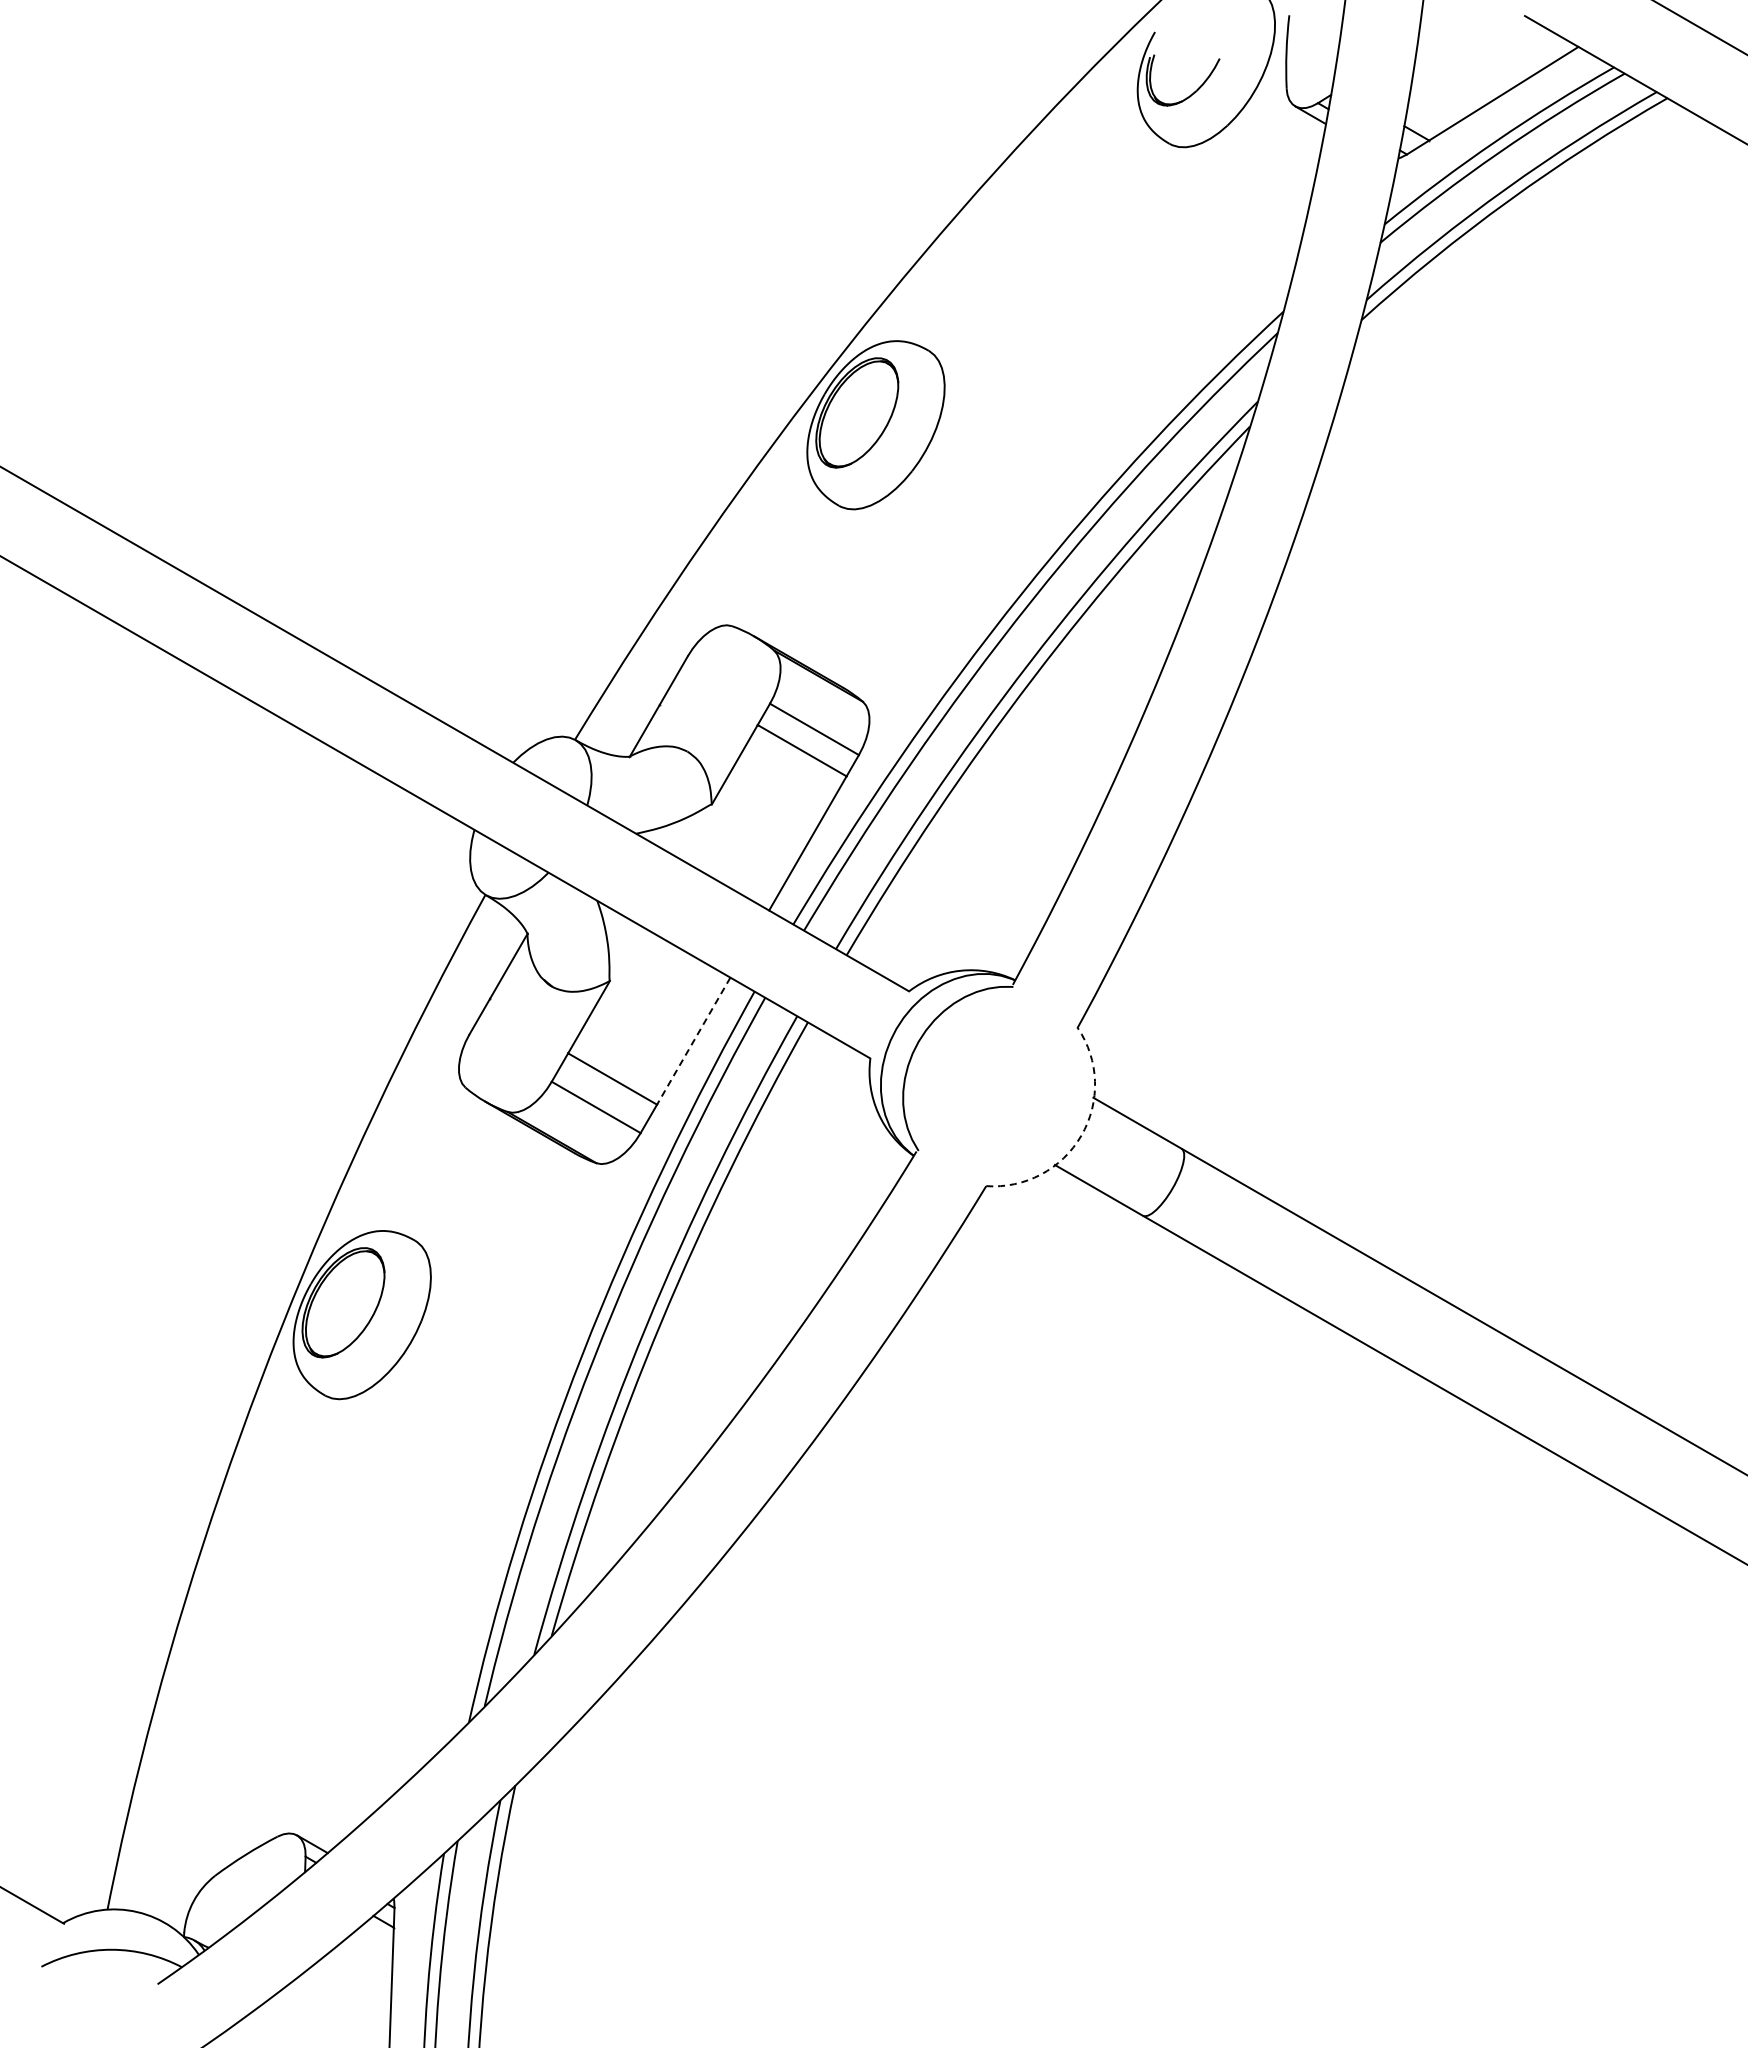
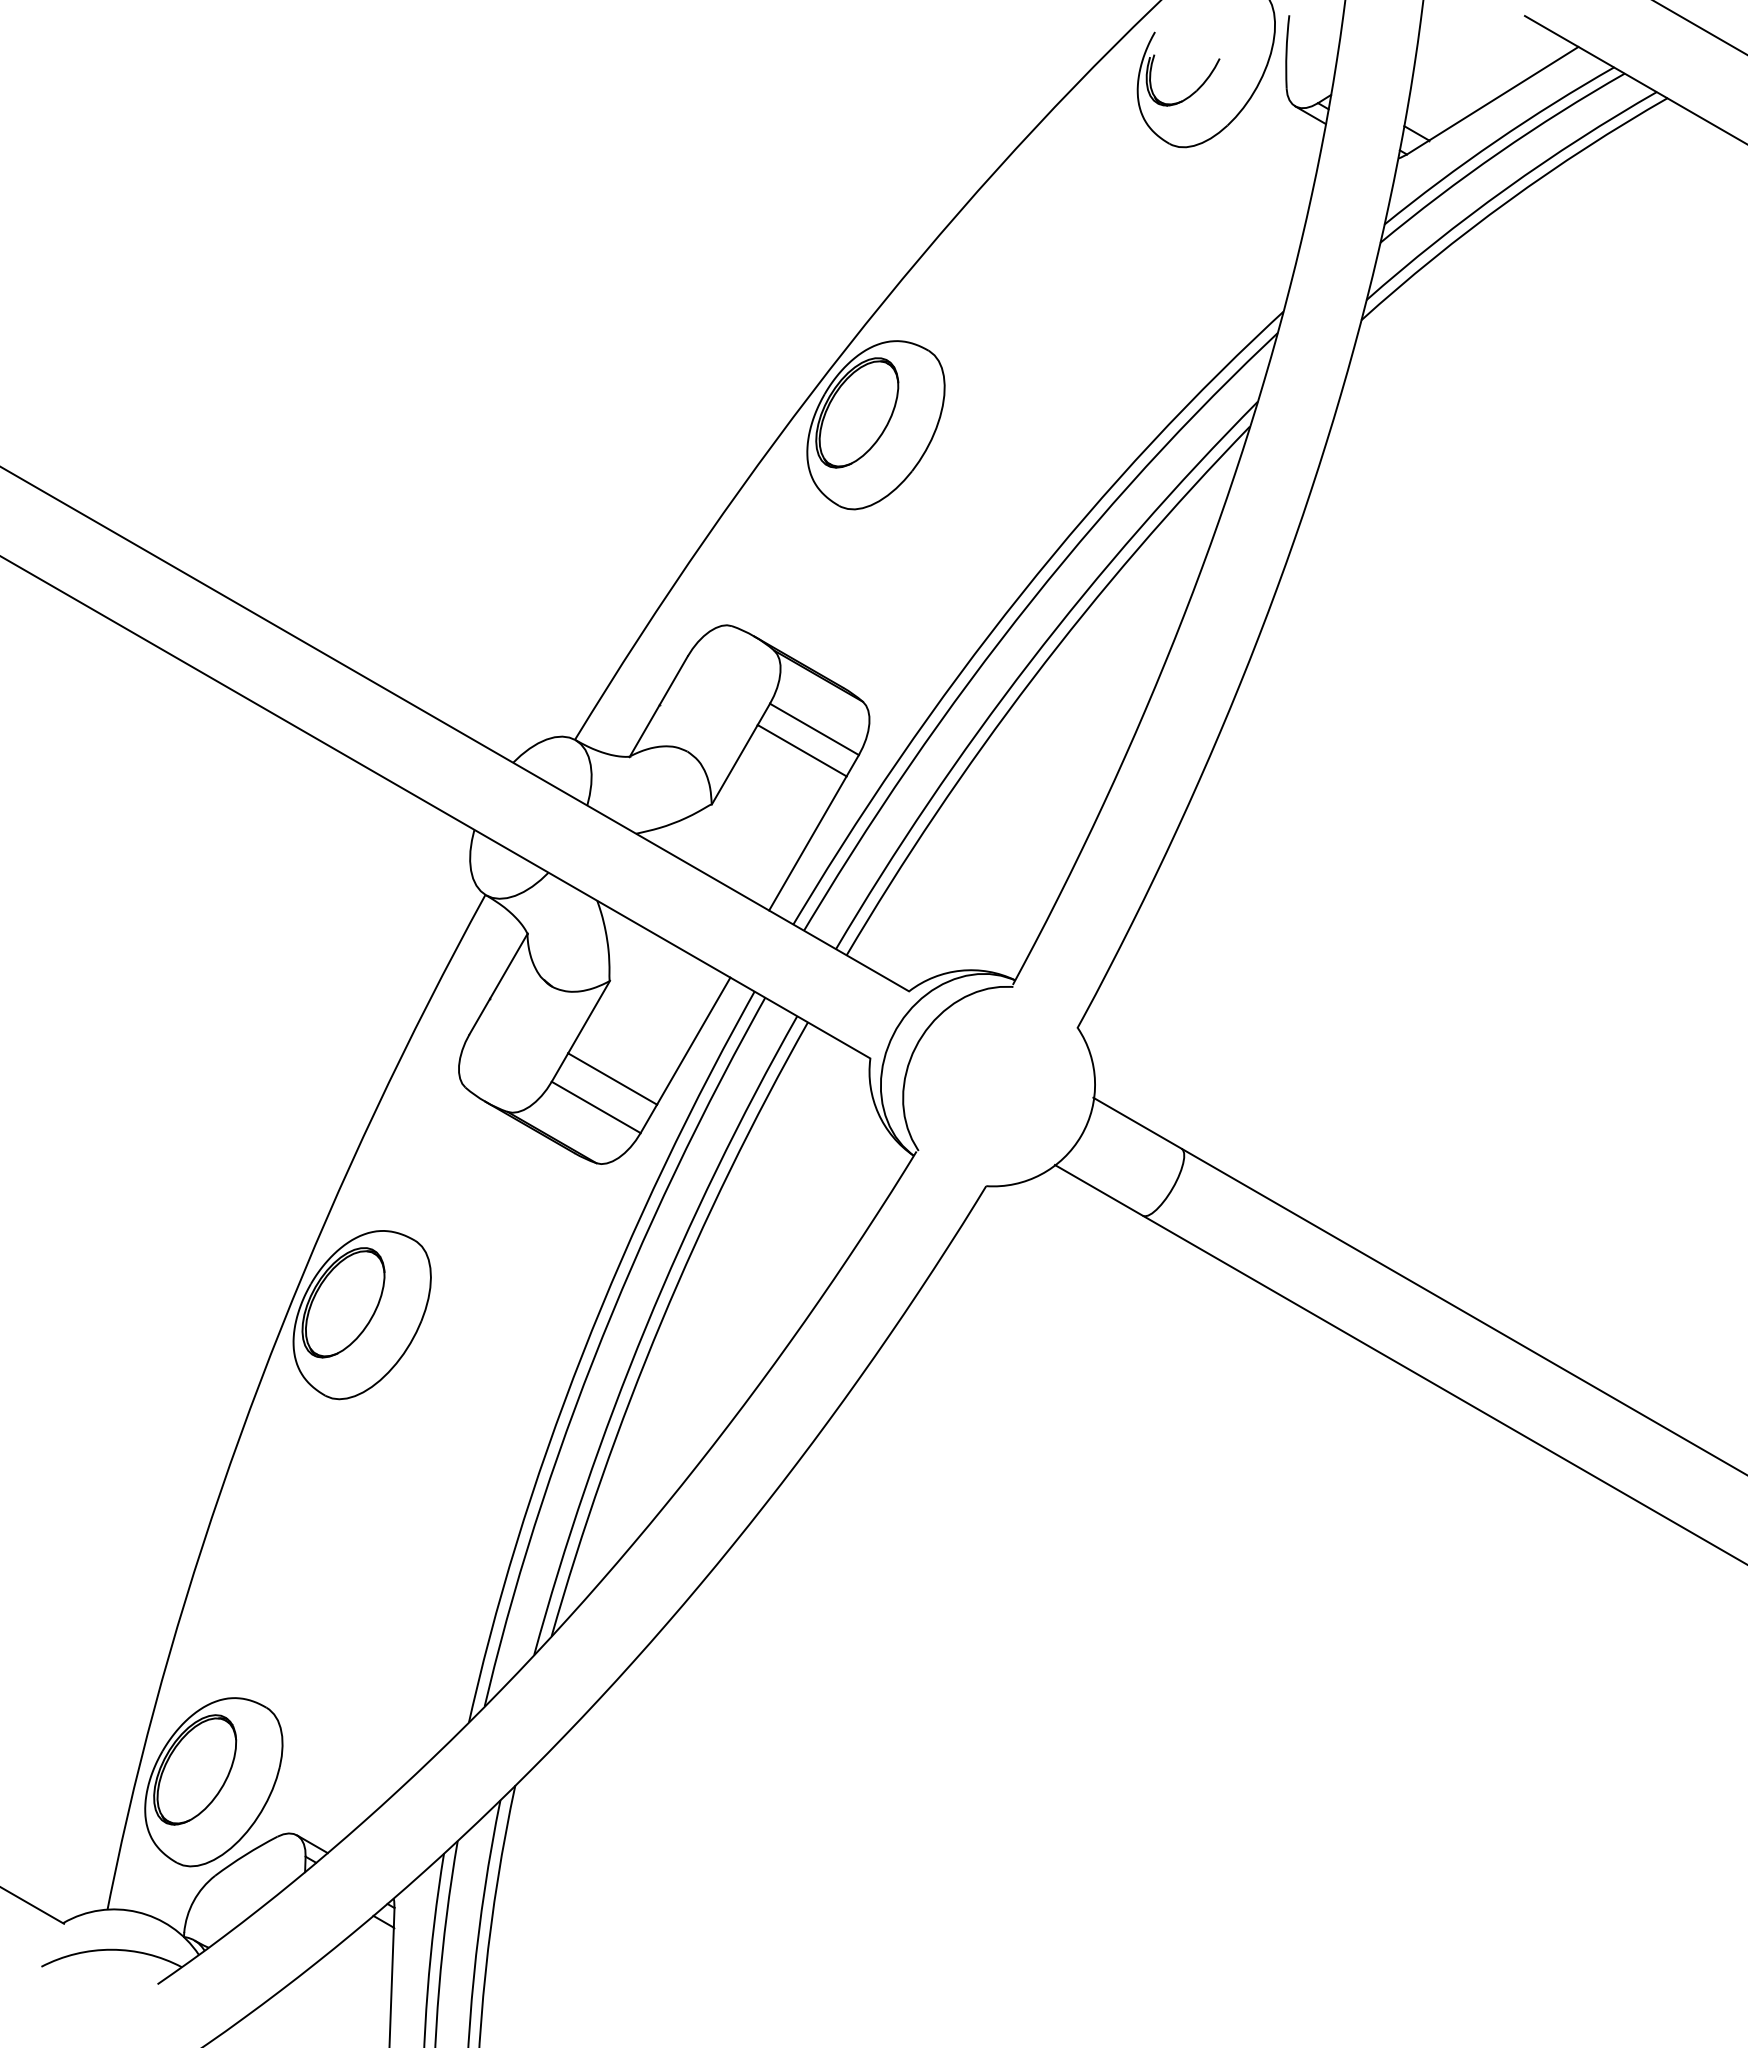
line: dashed -> solid (693, 1041)
arc: dashed -> solid (1081, 1135)
part: none -> present (213, 1782)
